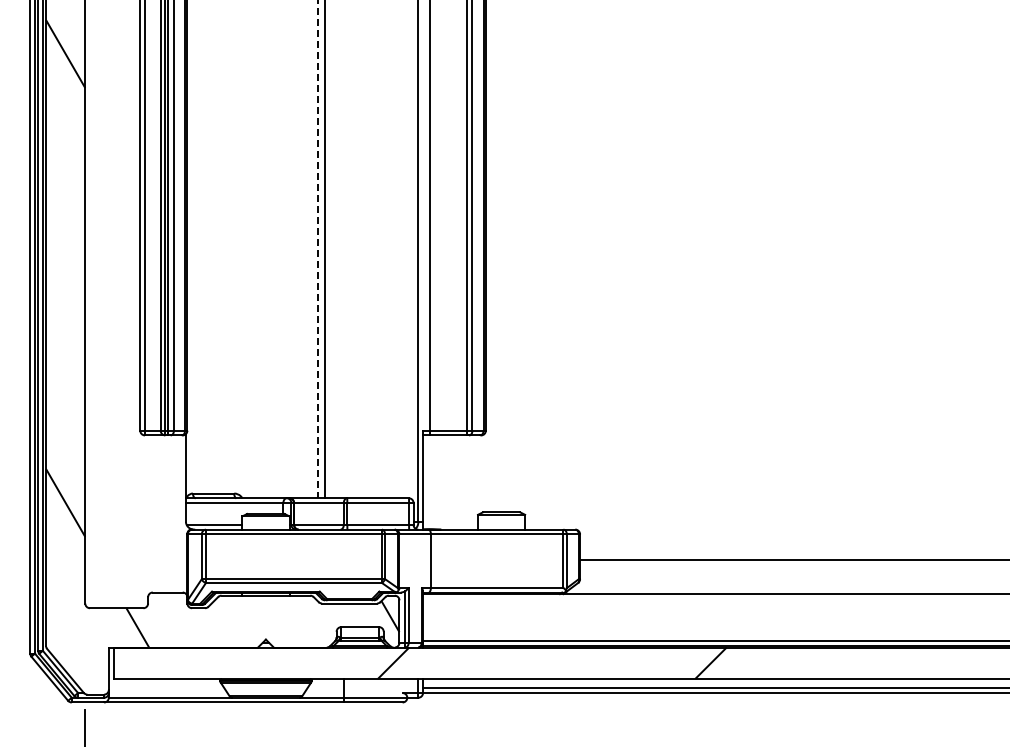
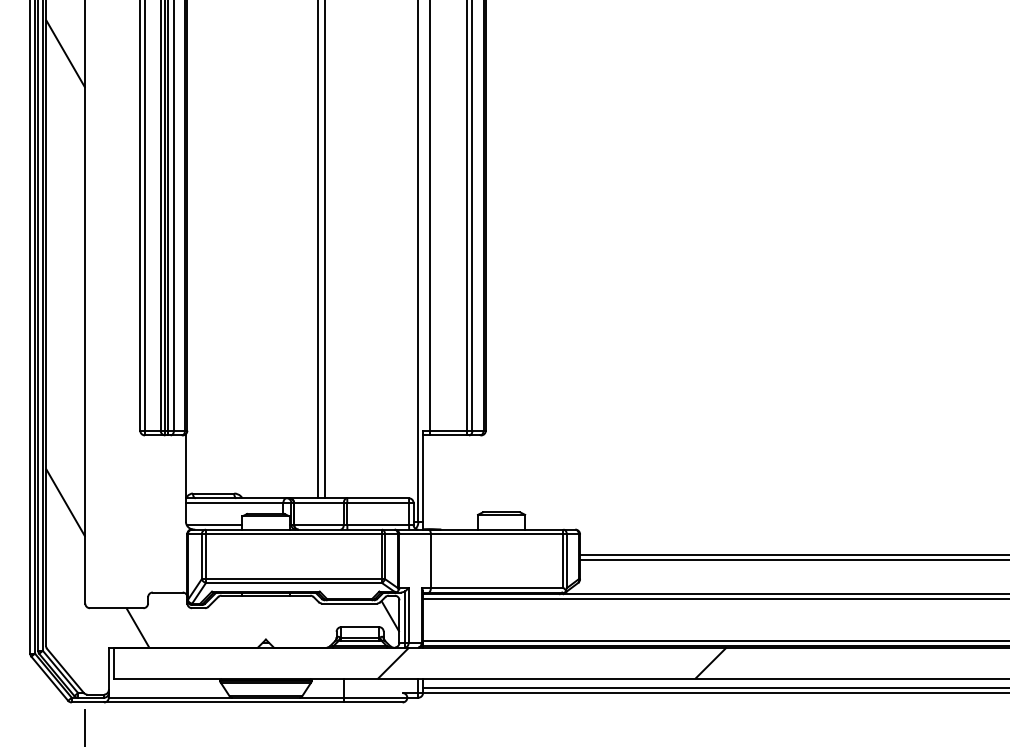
line: dashed -> solid (318, 249)
line: none -> present (793, 554)
line: none -> present (714, 598)
